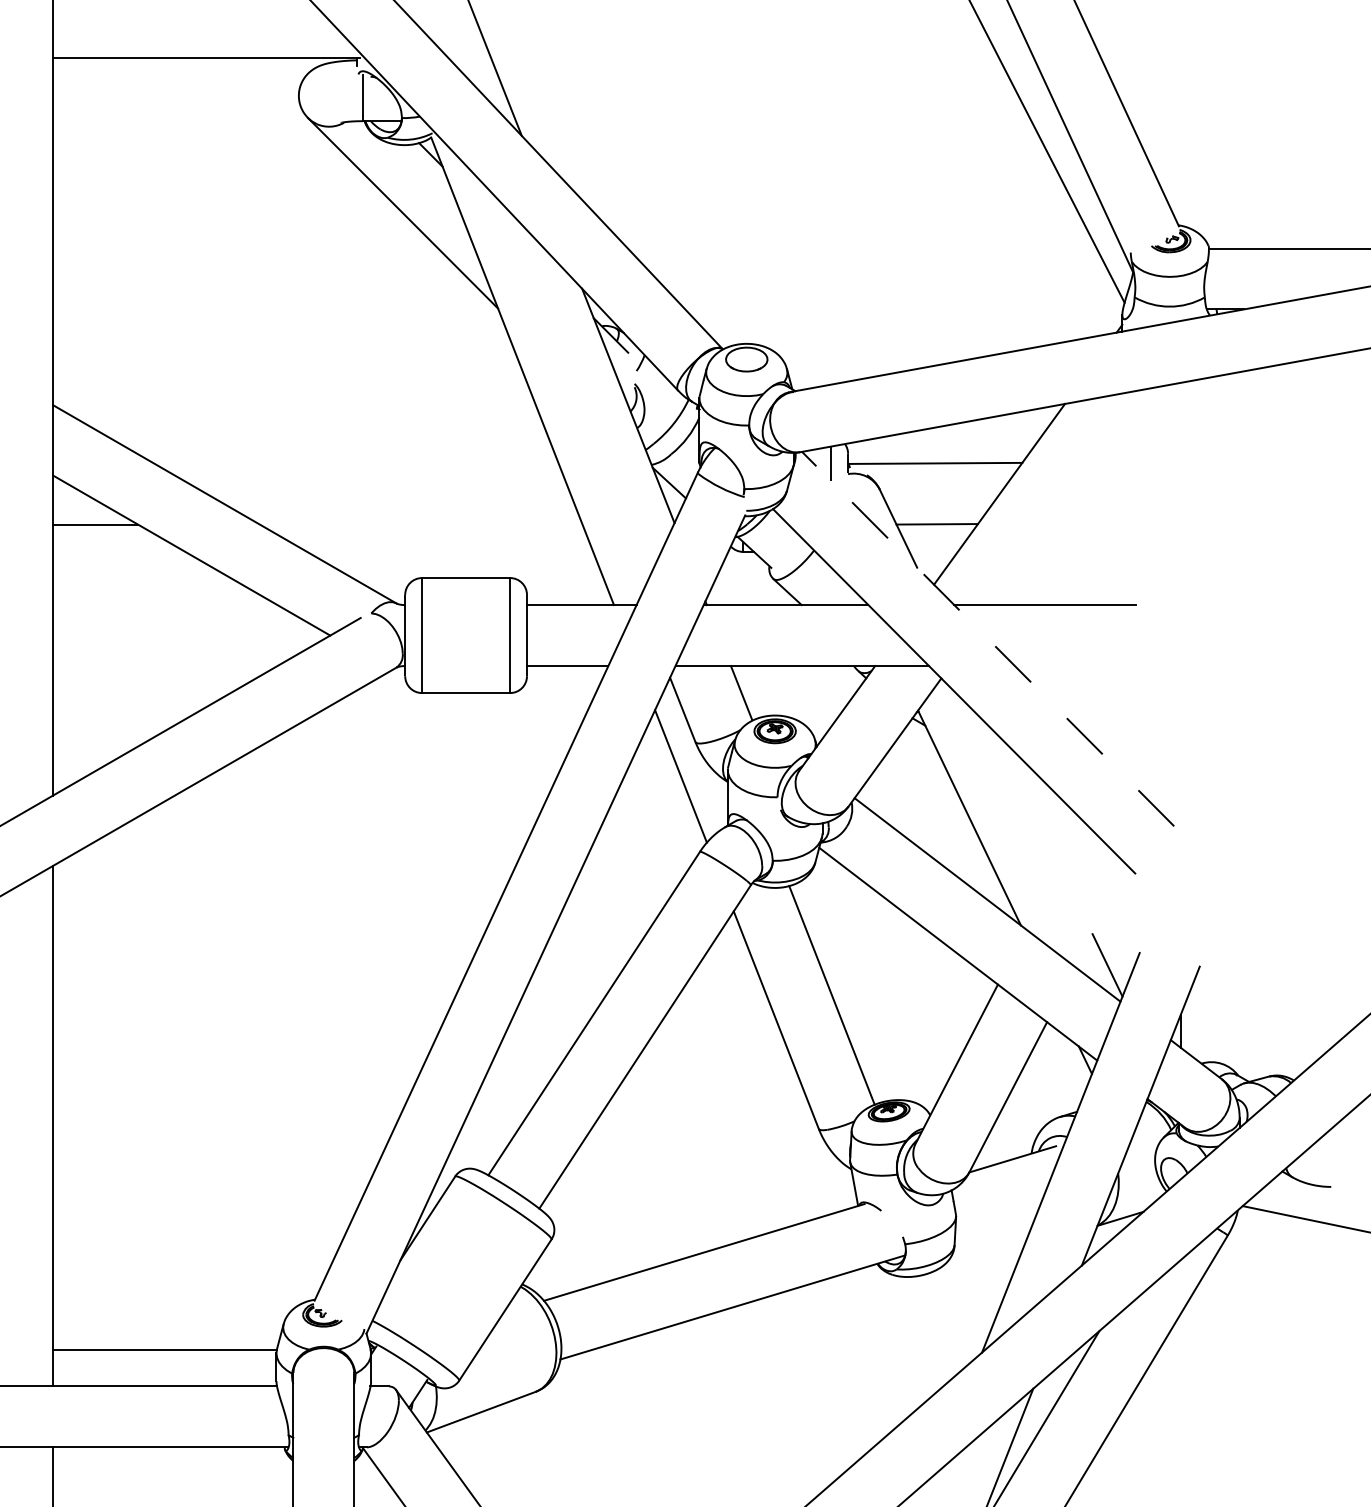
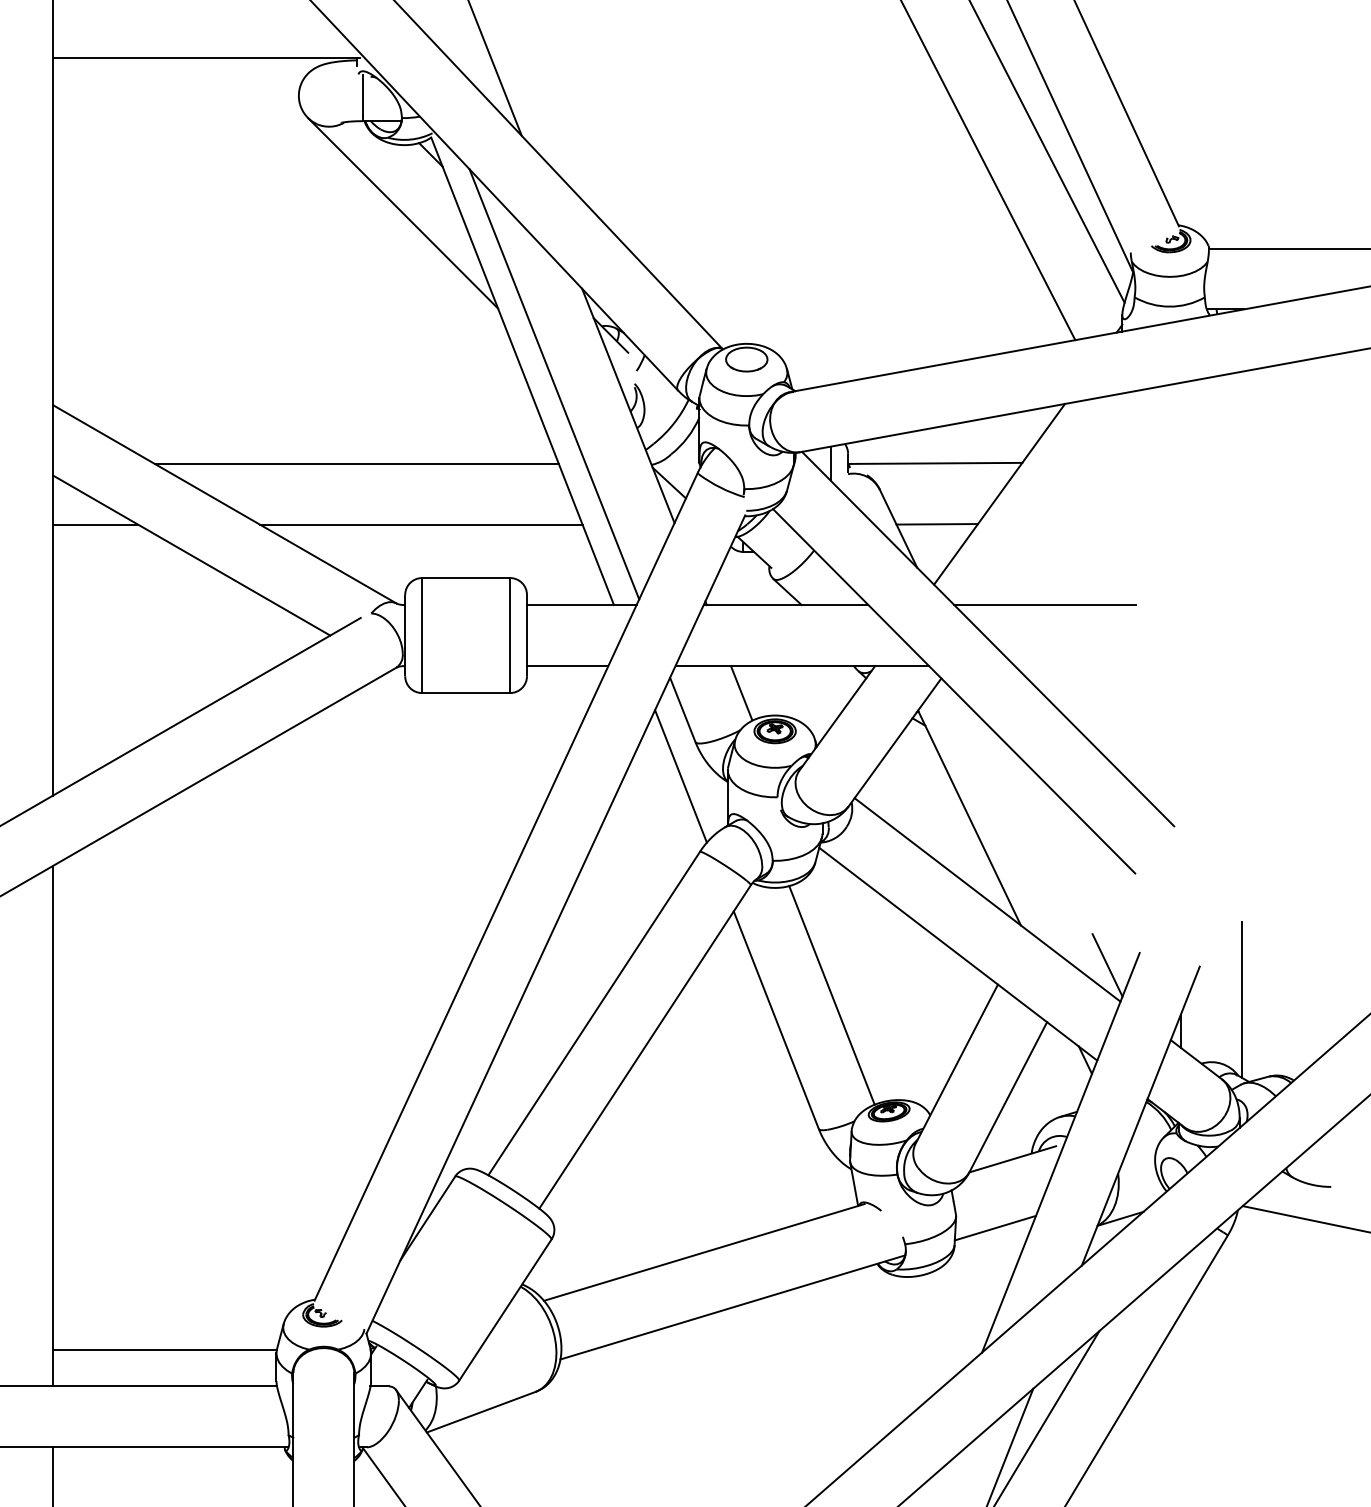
line: none -> present (988, 171)
line: none -> present (554, 384)
line: none -> present (356, 463)
line: none -> present (421, 524)
line: dashed -> solid (988, 639)
line: none -> present (1241, 999)
line: none -> present (994, 1227)
